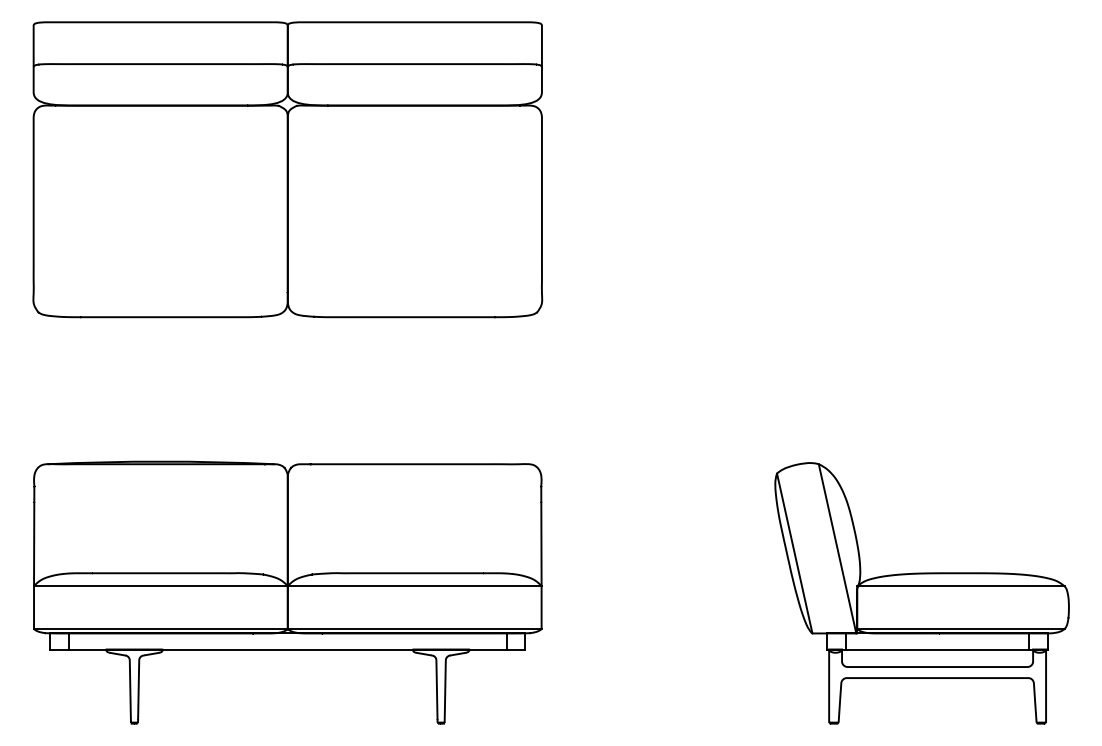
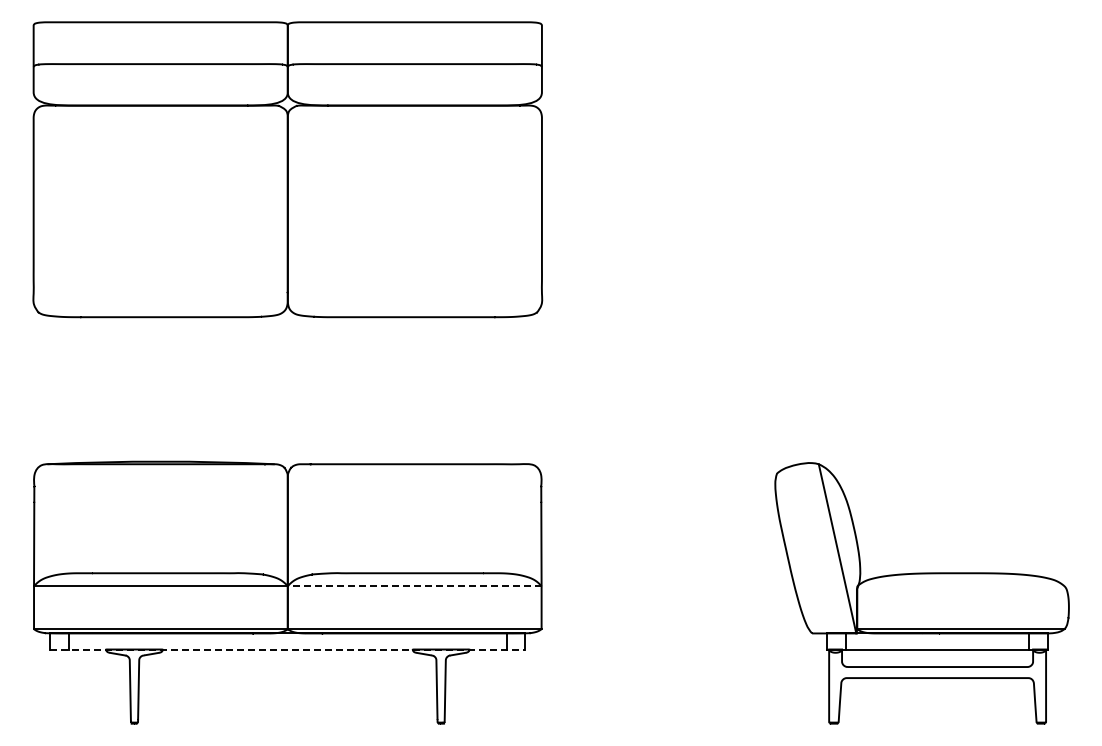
line: present -> none (794, 553)
line: solid -> dashed (414, 586)
line: present -> none (960, 586)
line: solid -> dashed (288, 649)
